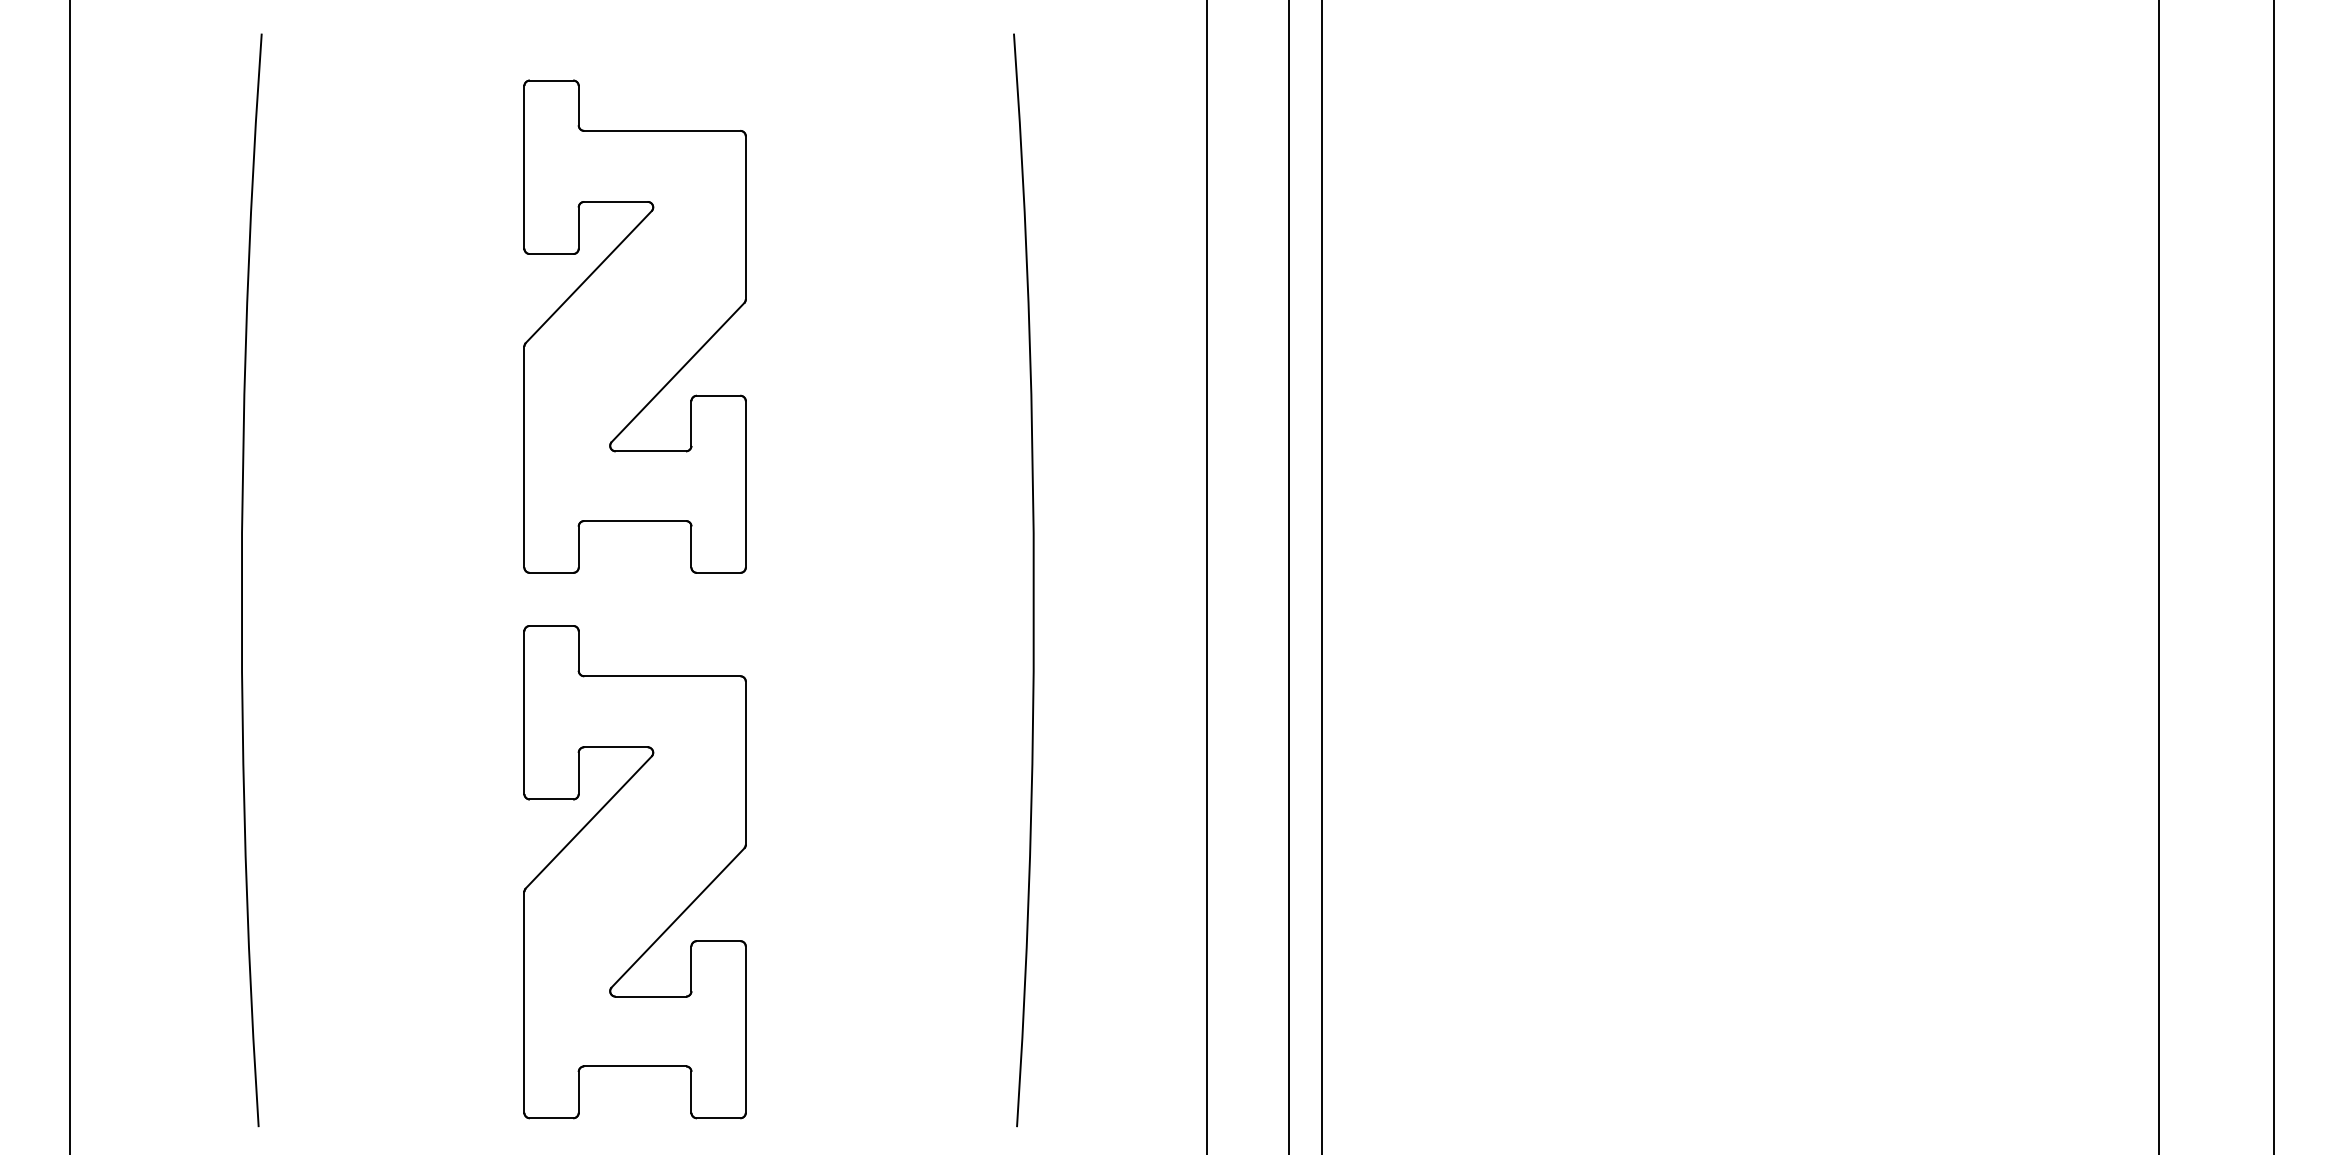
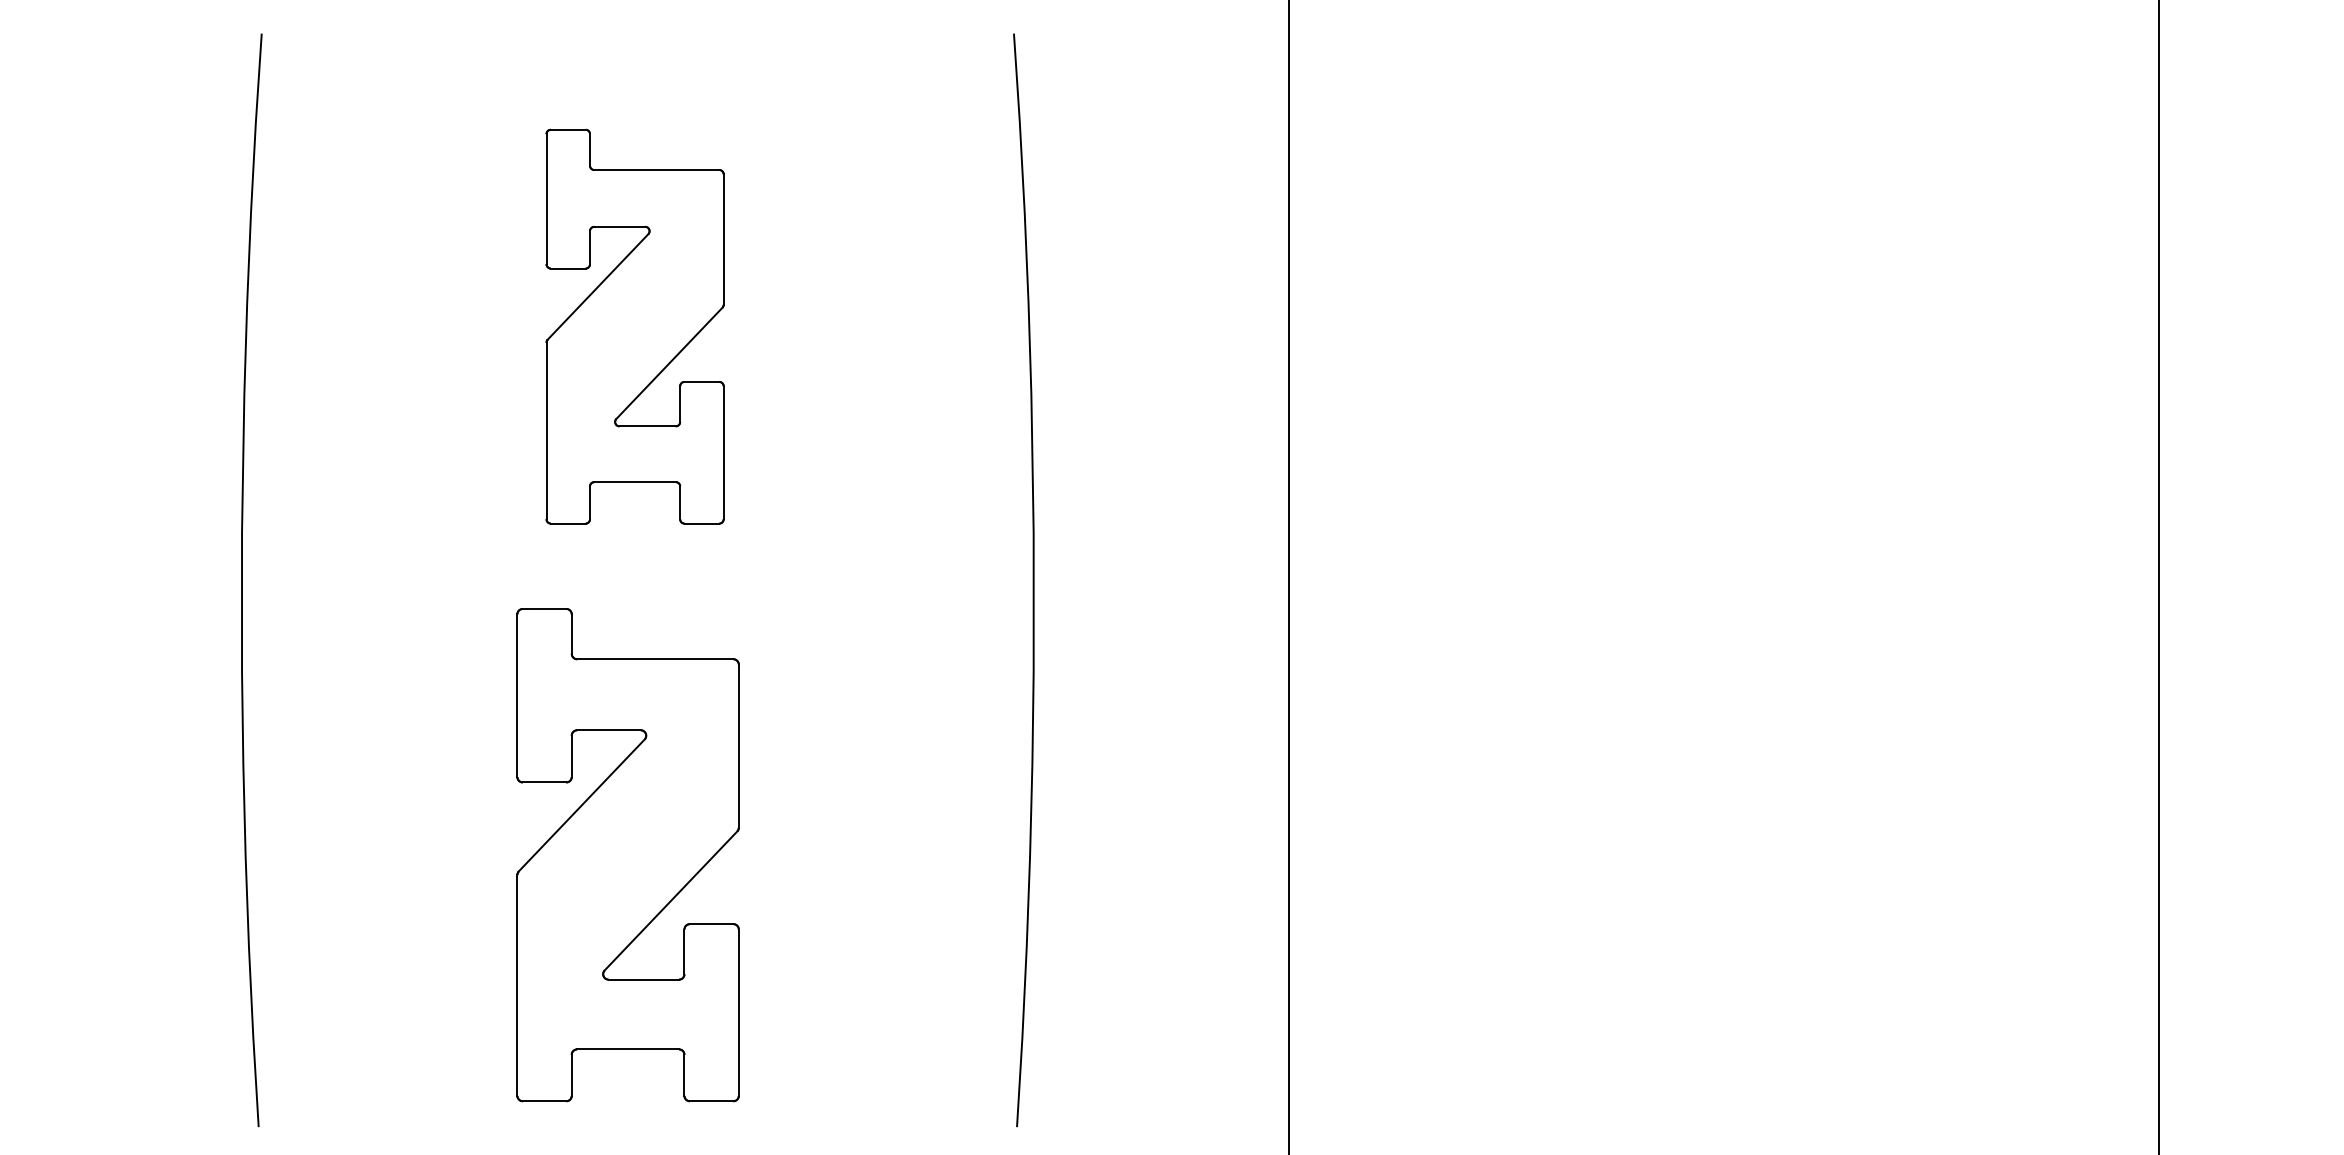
part size: 224x495 px -> 180x397 px (634, 326)
line: present -> none (70, 576)
line: present -> none (1206, 576)
line: present -> none (1321, 576)
line: present -> none (2273, 576)
part position: (634, 872) -> (627, 855) (627, 855)
